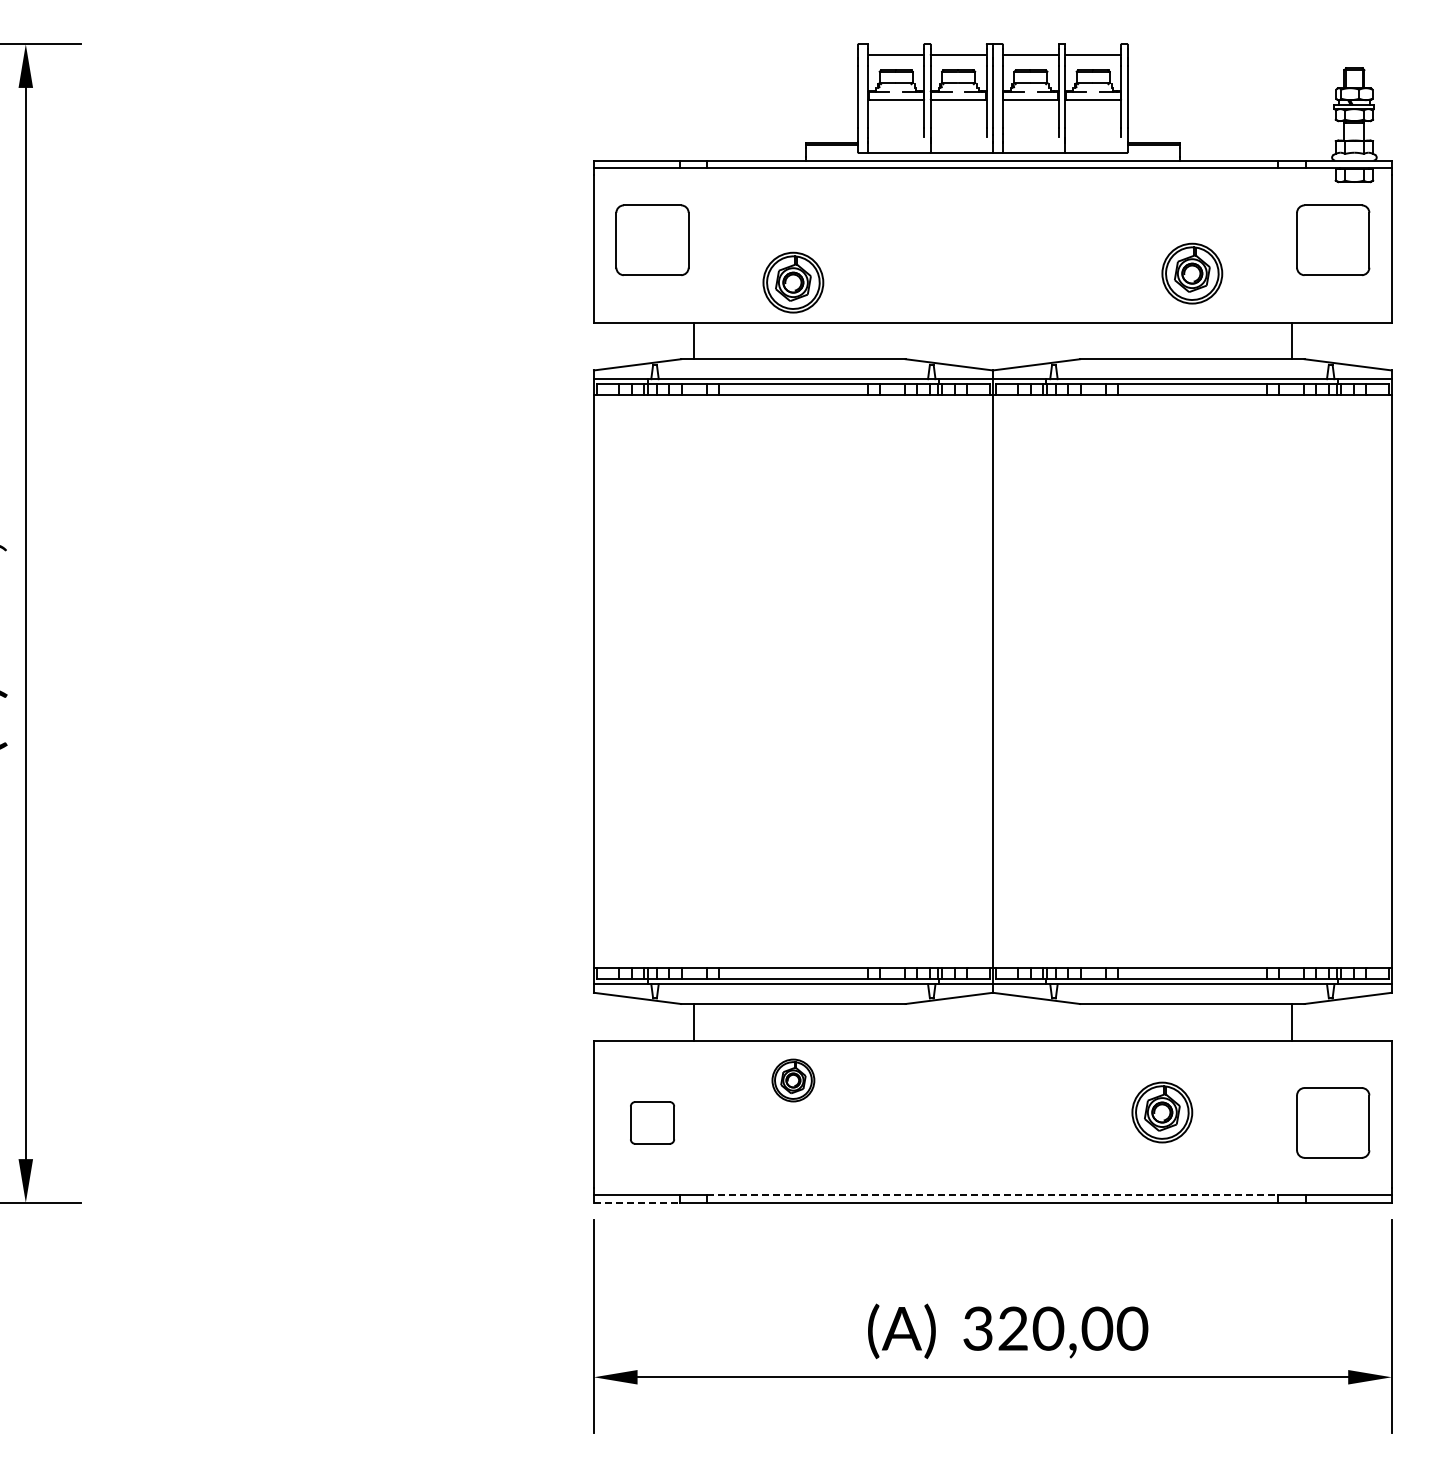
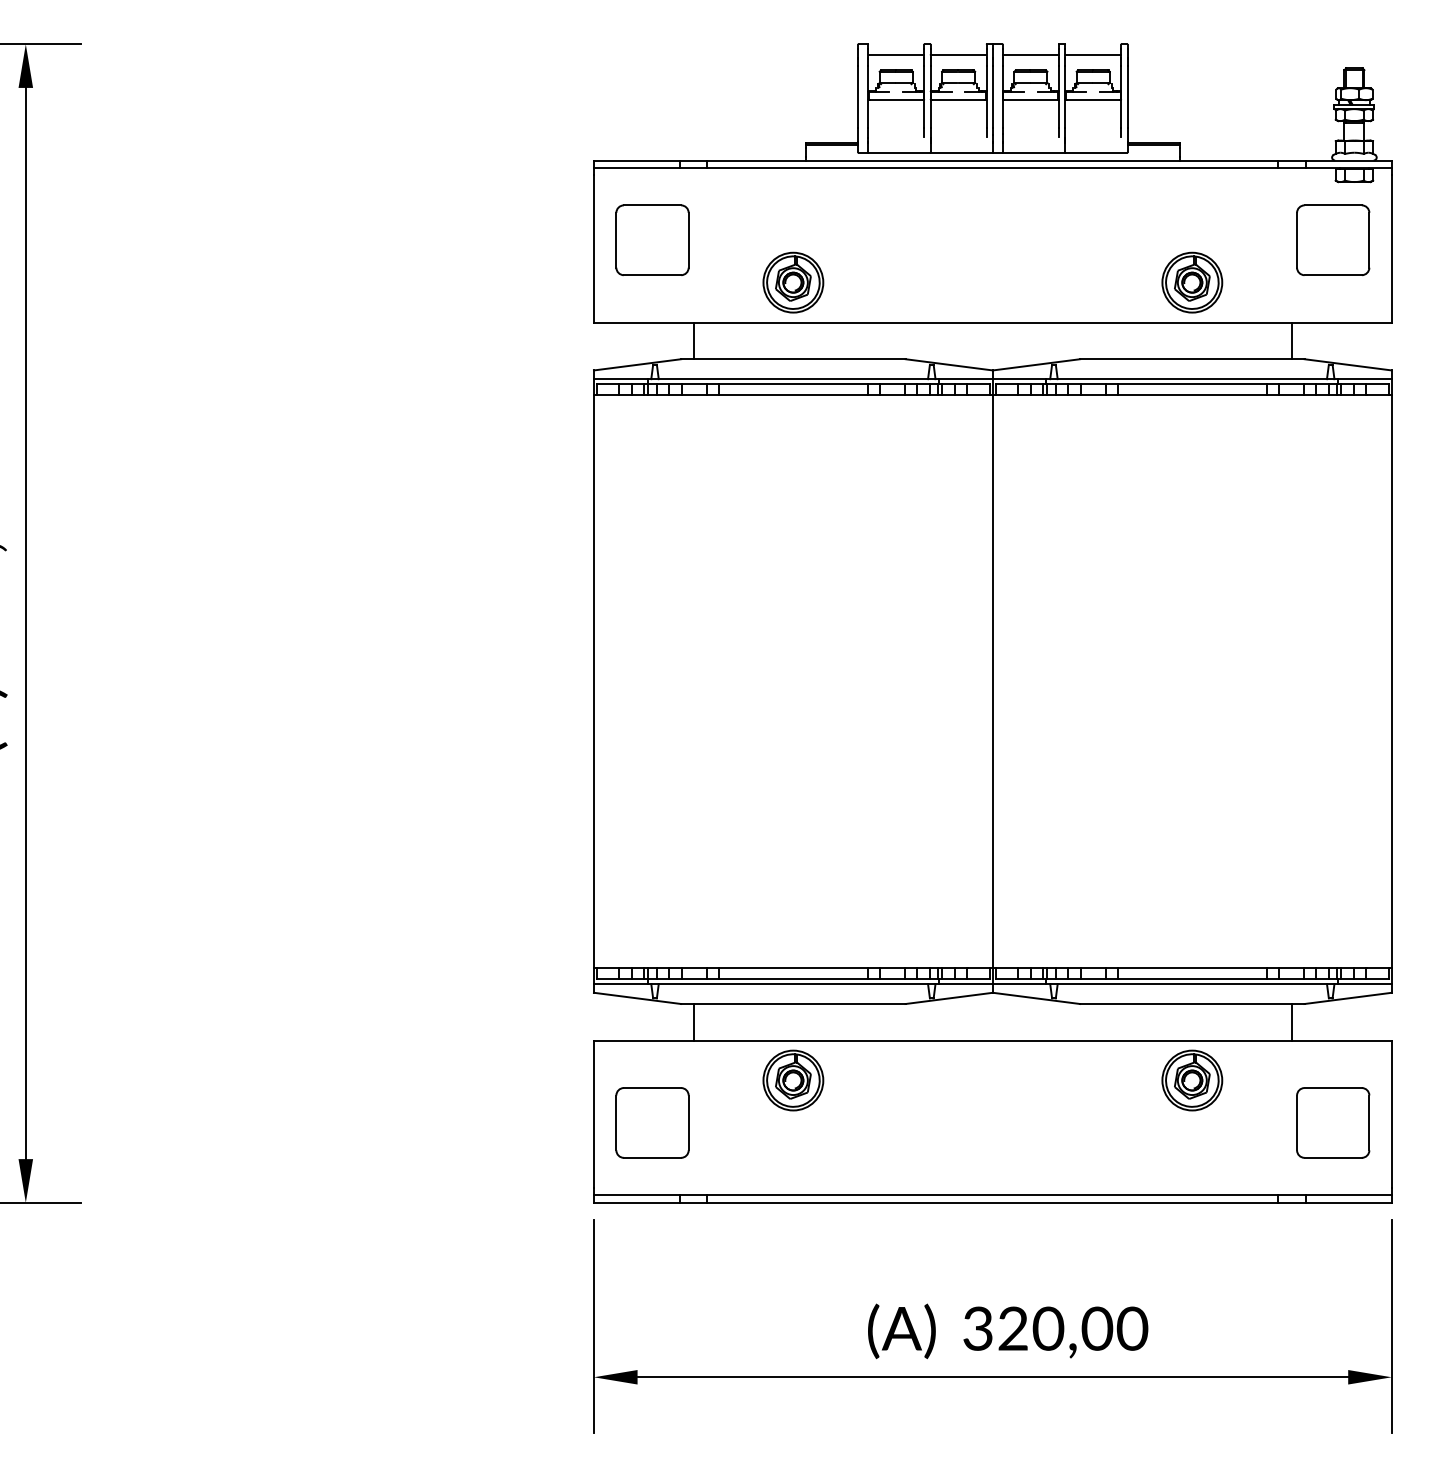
part position: (1192, 273) -> (1192, 282) (1192, 282)
part size: 45x45 px -> 63x63 px (793, 1080)
part position: (1162, 1112) -> (1192, 1080) (1192, 1080)
part size: 45x44 px -> 75x72 px (652, 1122)
line: dashed -> solid (993, 1195)
line: dashed -> solid (637, 1202)
